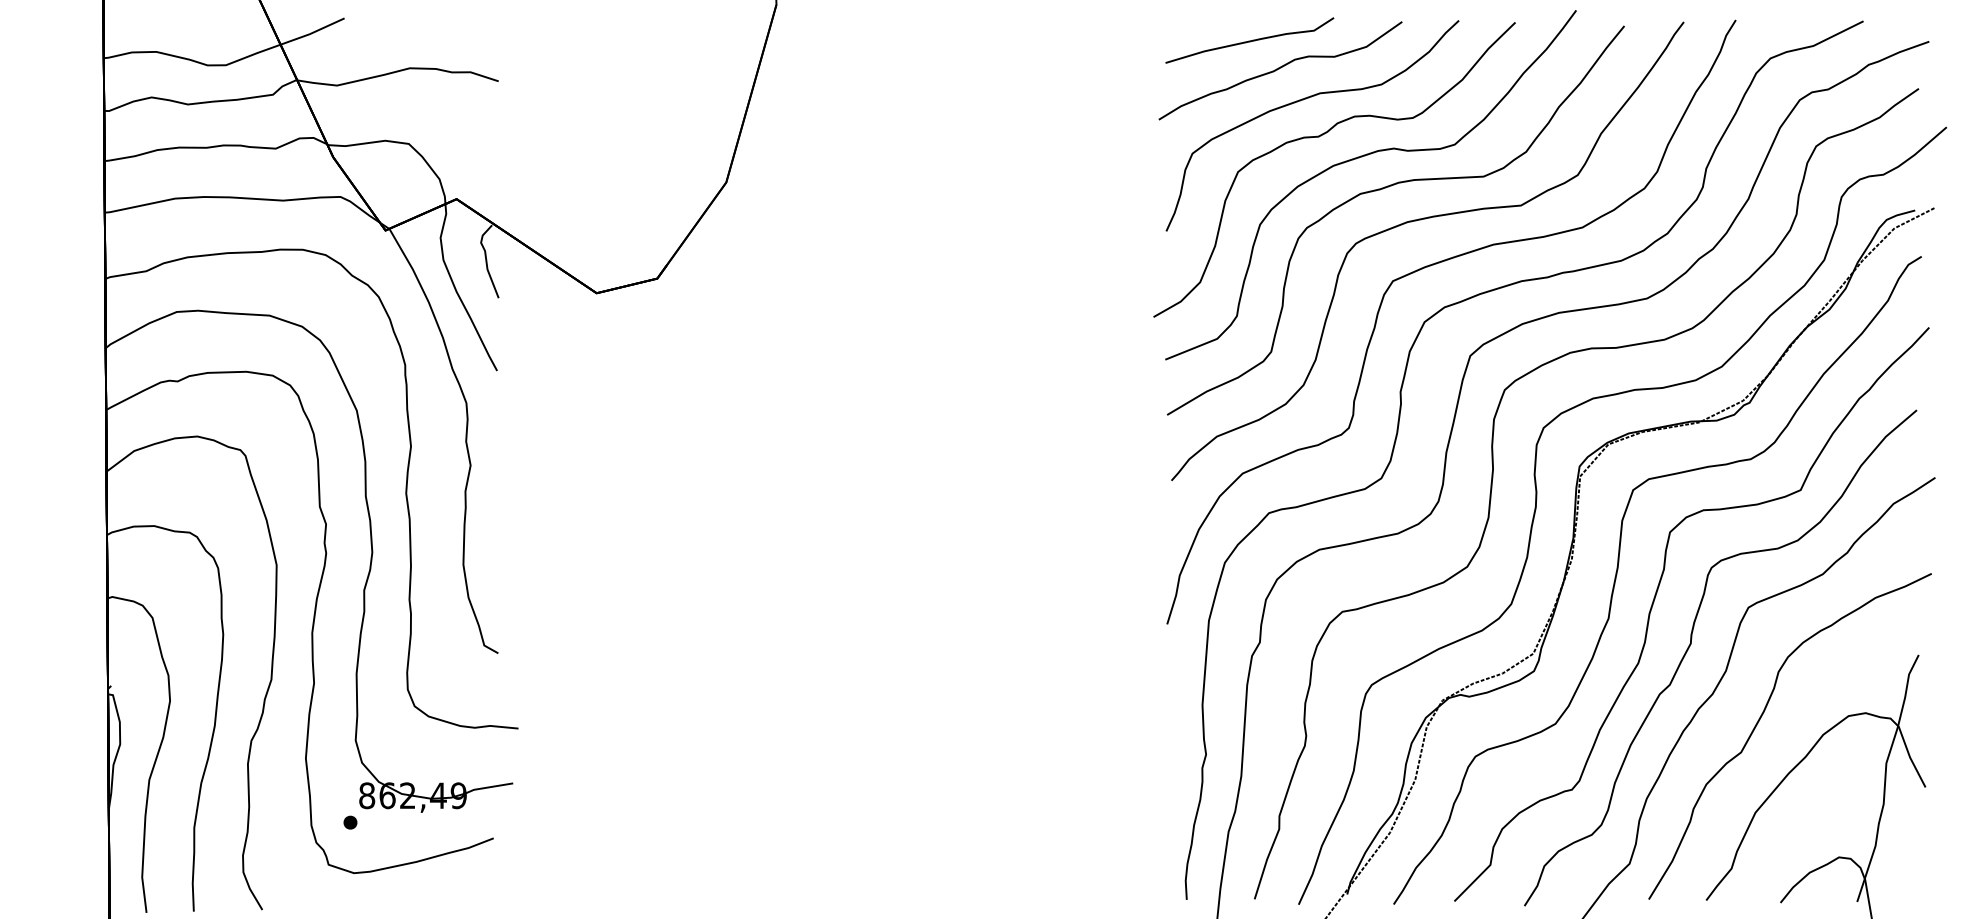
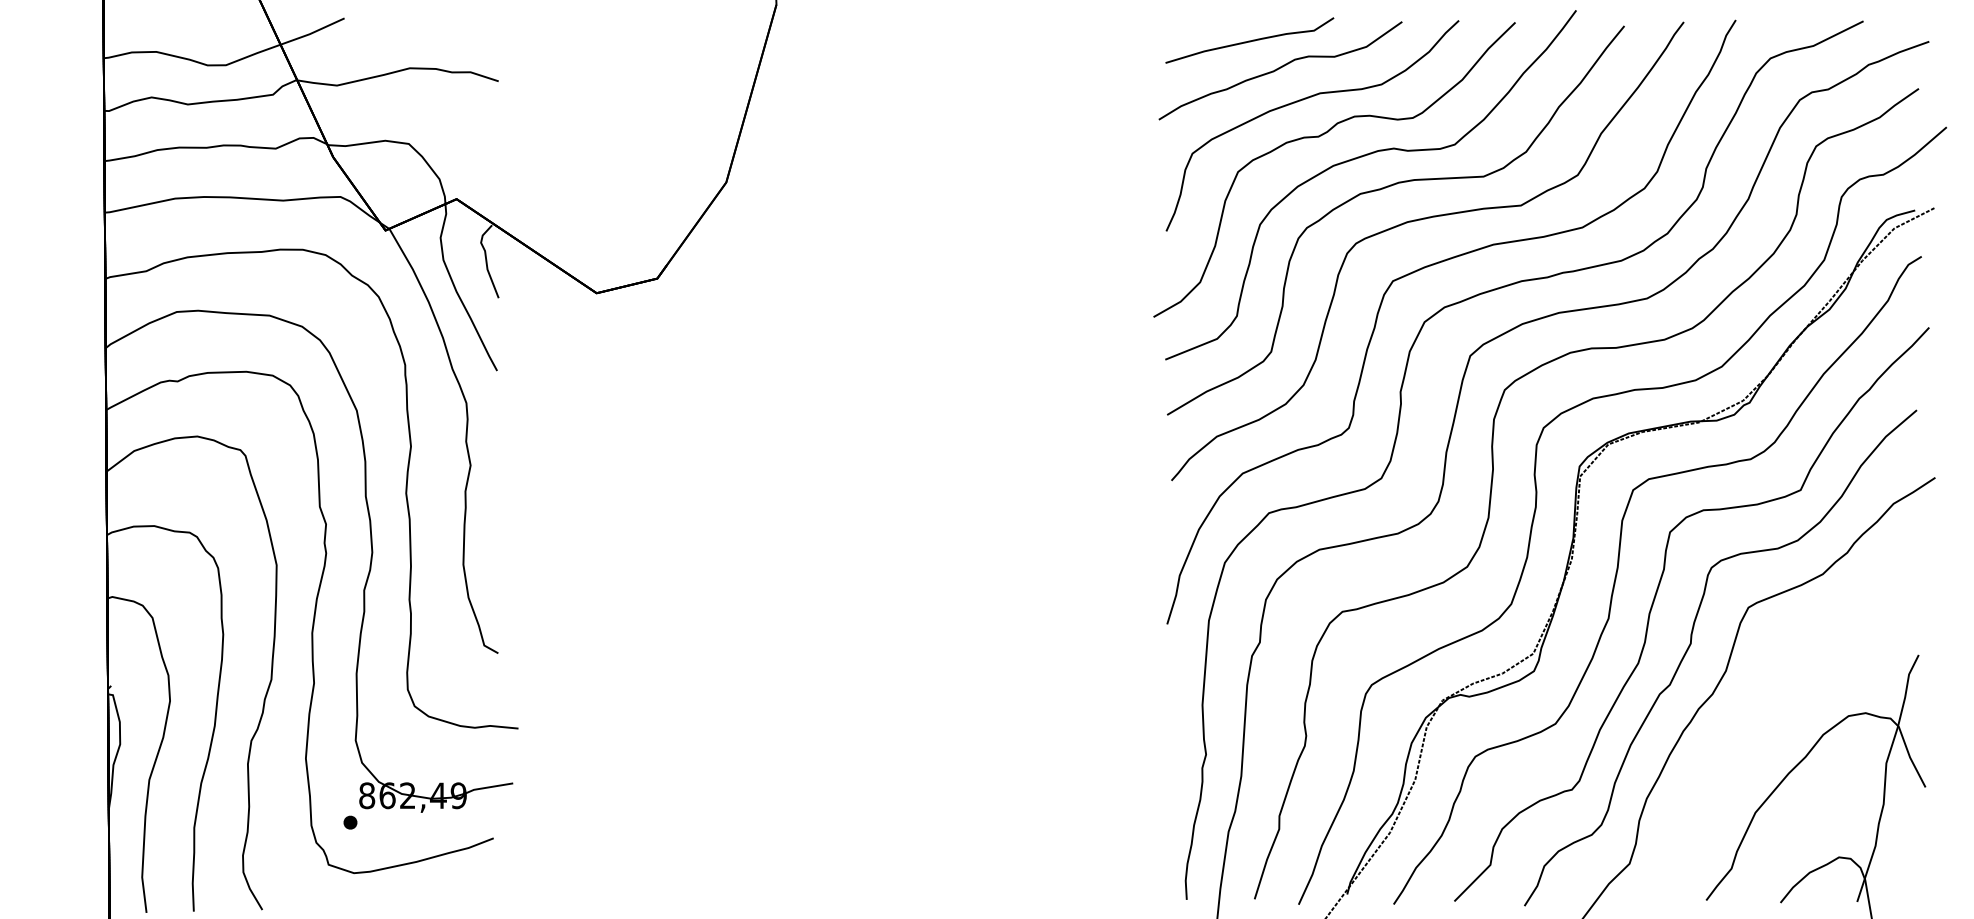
part: present -> none (1761, 718)
